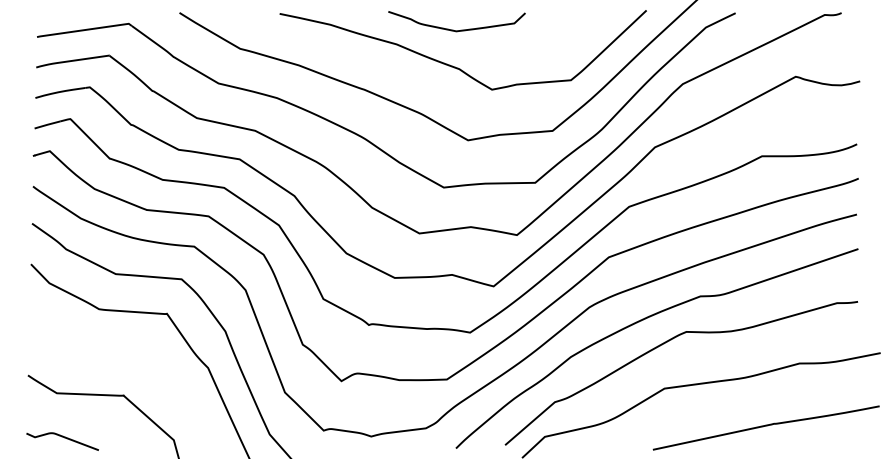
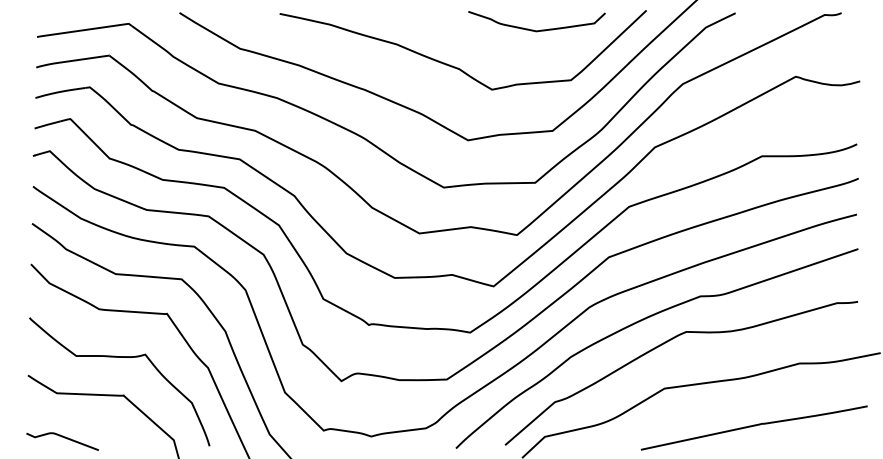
curve position: (453, 29) -> (533, 29) (533, 29)
curve: none -> present (119, 357)
curve position: (765, 426) -> (753, 426) (753, 426)
